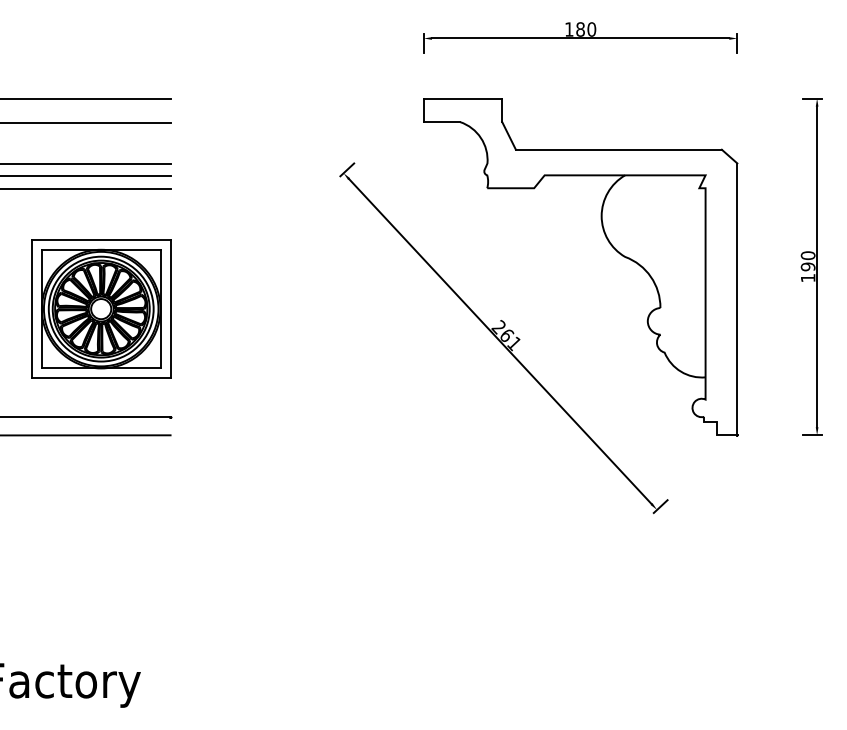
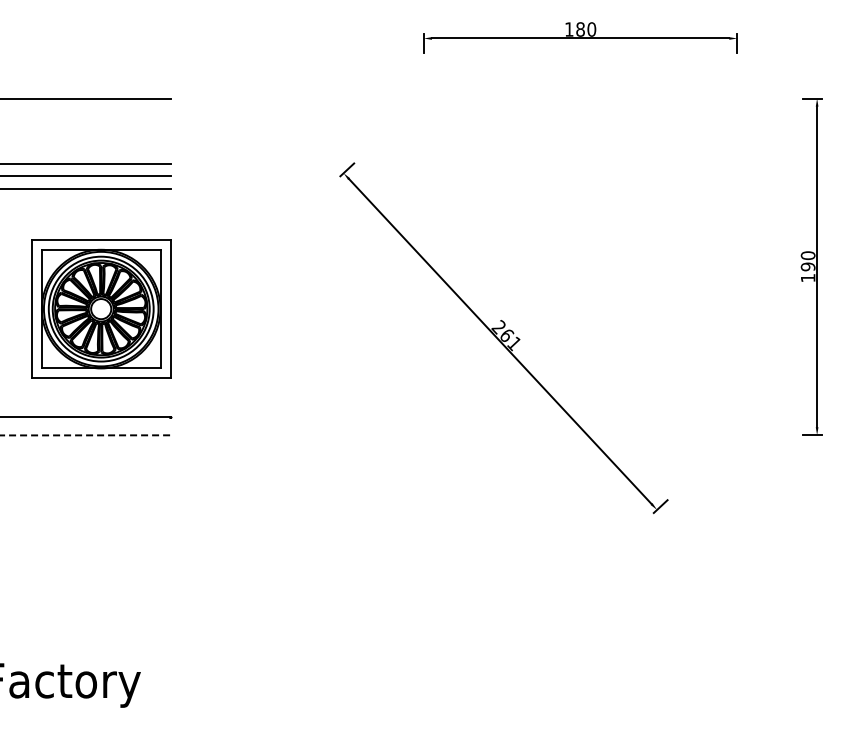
line: present -> none (86, 122)
part: present -> none (610, 245)
line: solid -> dashed (85, 435)
